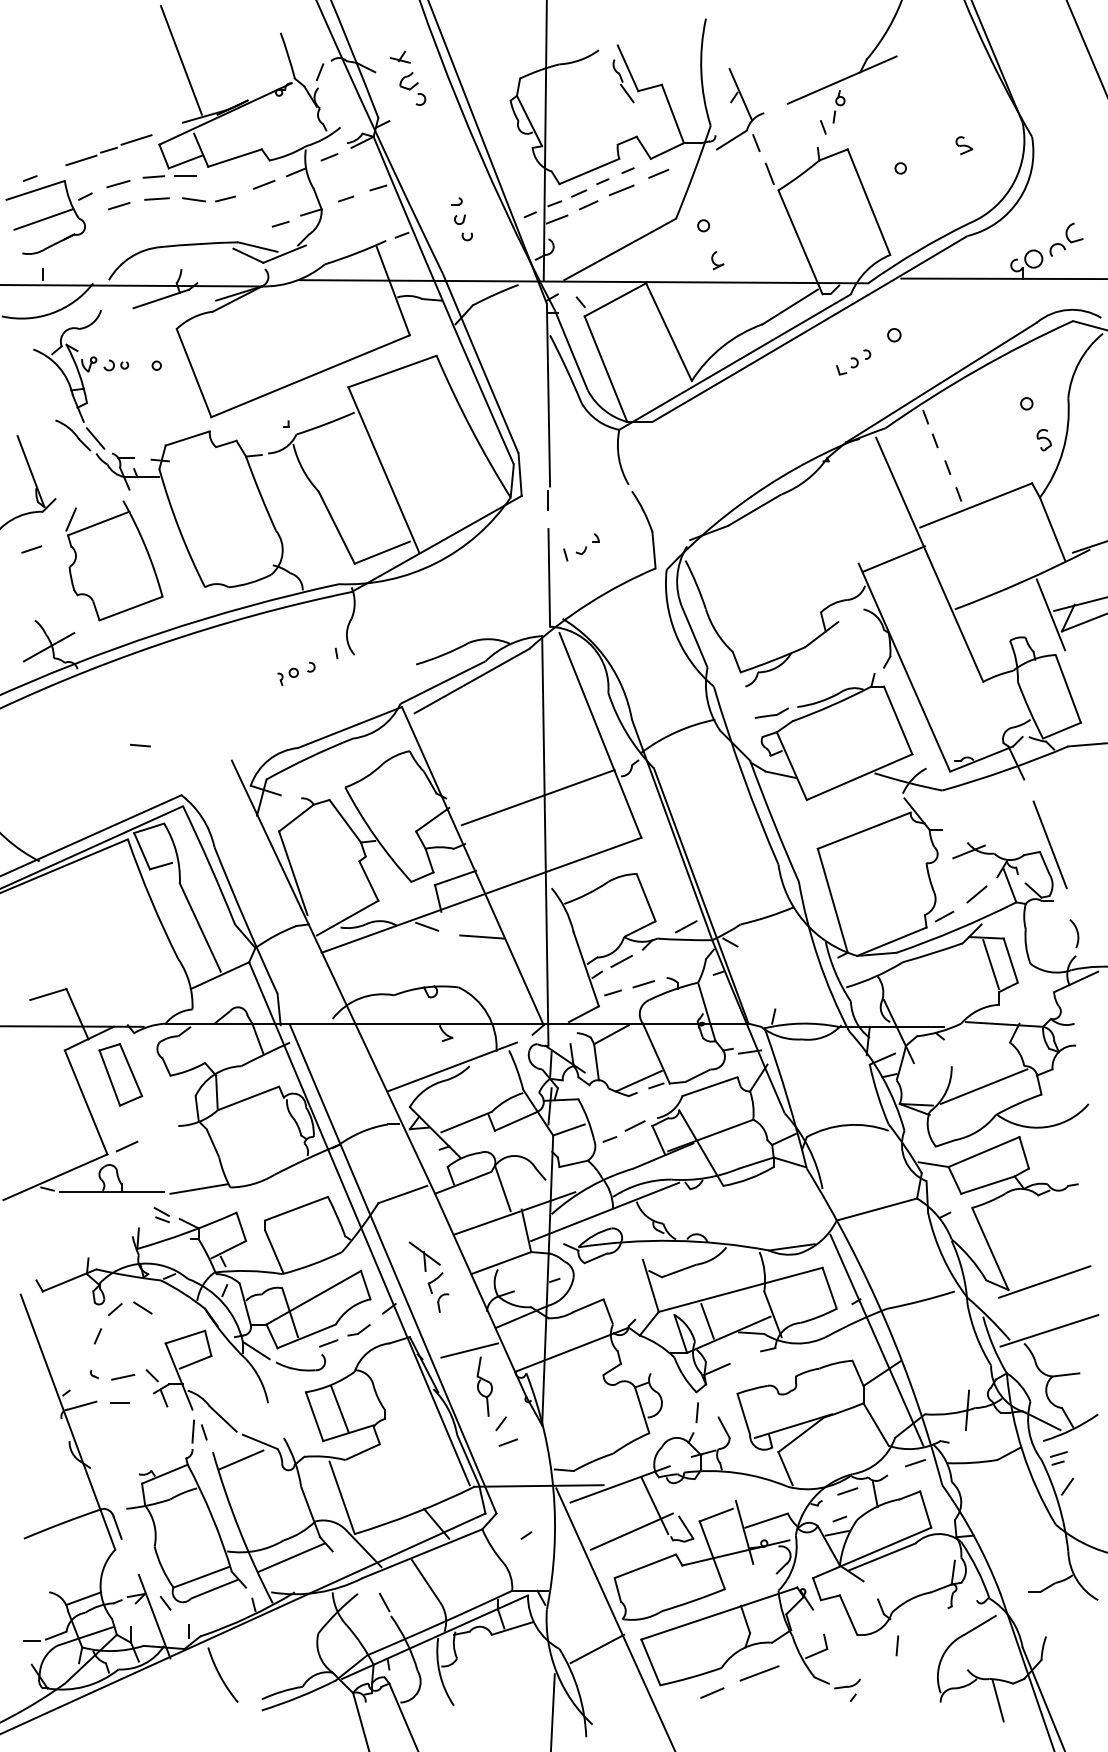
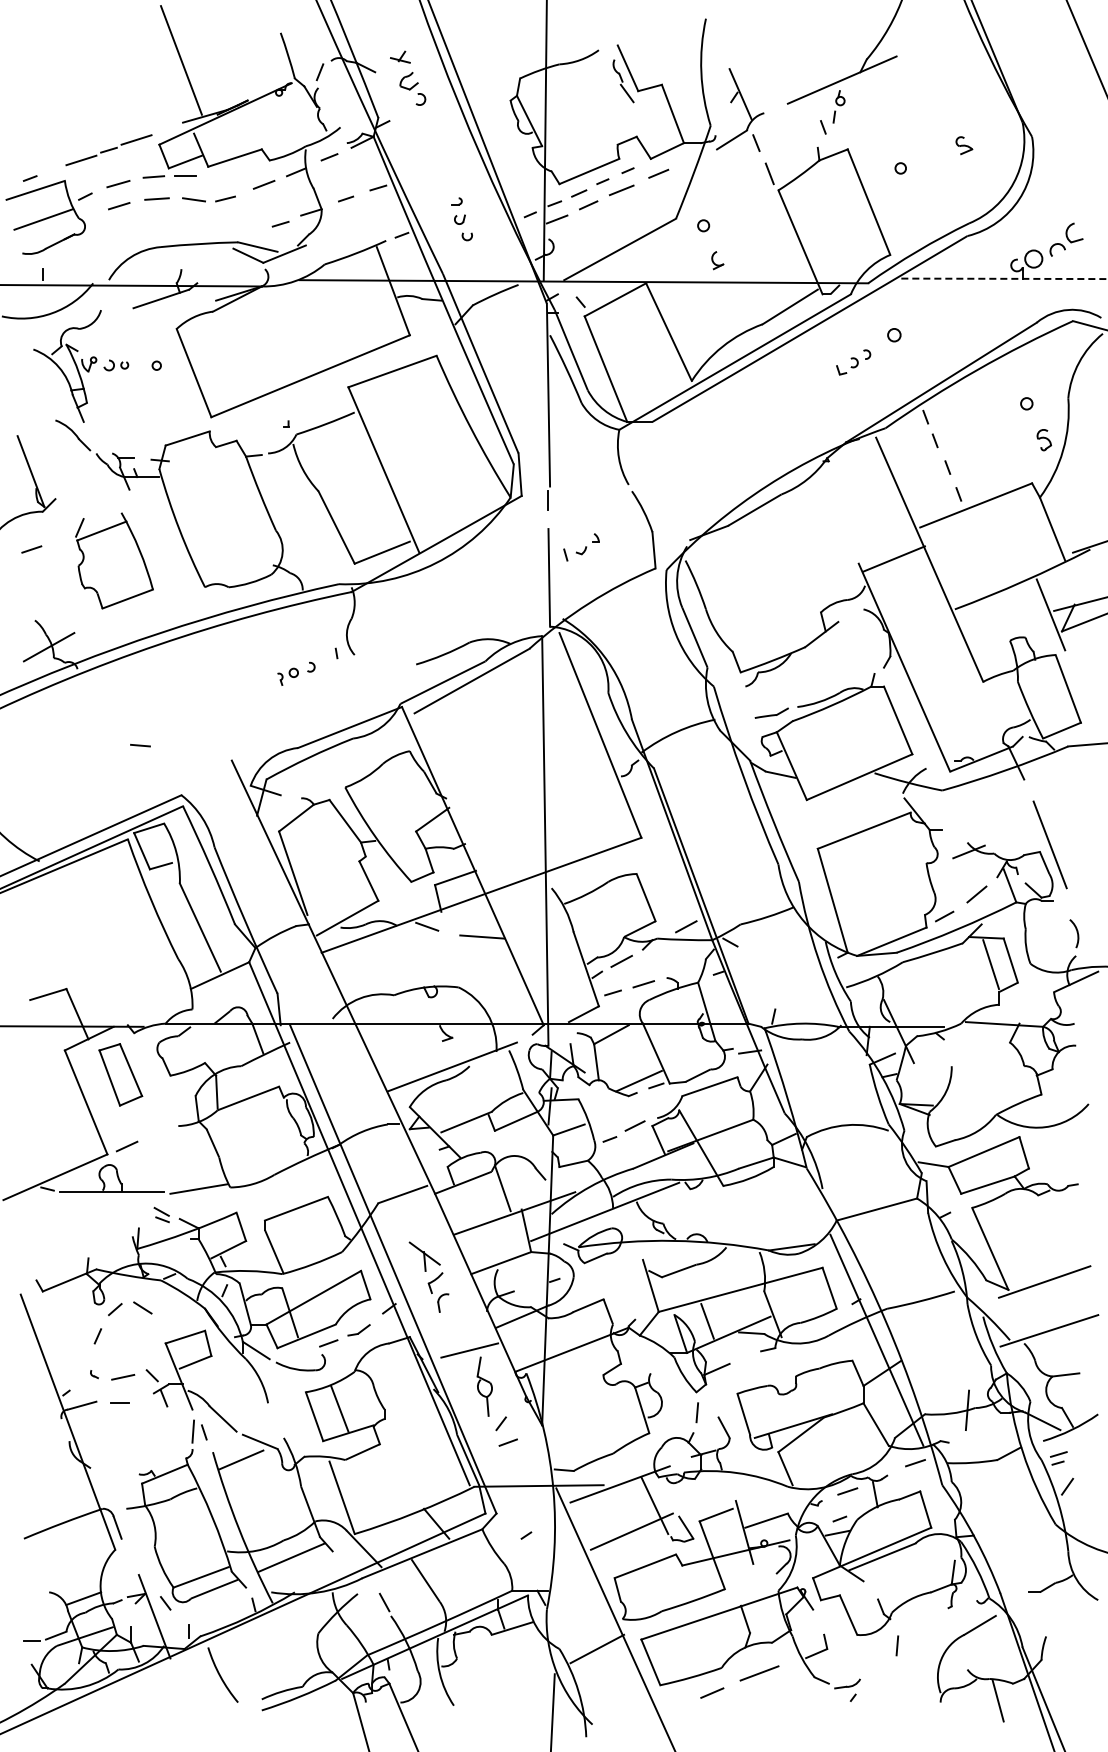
line: solid -> dashed (1004, 278)
line: present -> none (95, 438)
part size: 99x122 px -> 79x98 px (114, 560)
line: present -> none (537, 797)
line: present -> none (983, 1086)
